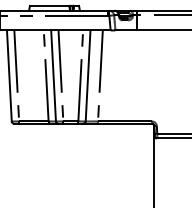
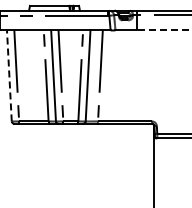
line: solid -> dashed (163, 30)
line: solid -> dashed (9, 75)
